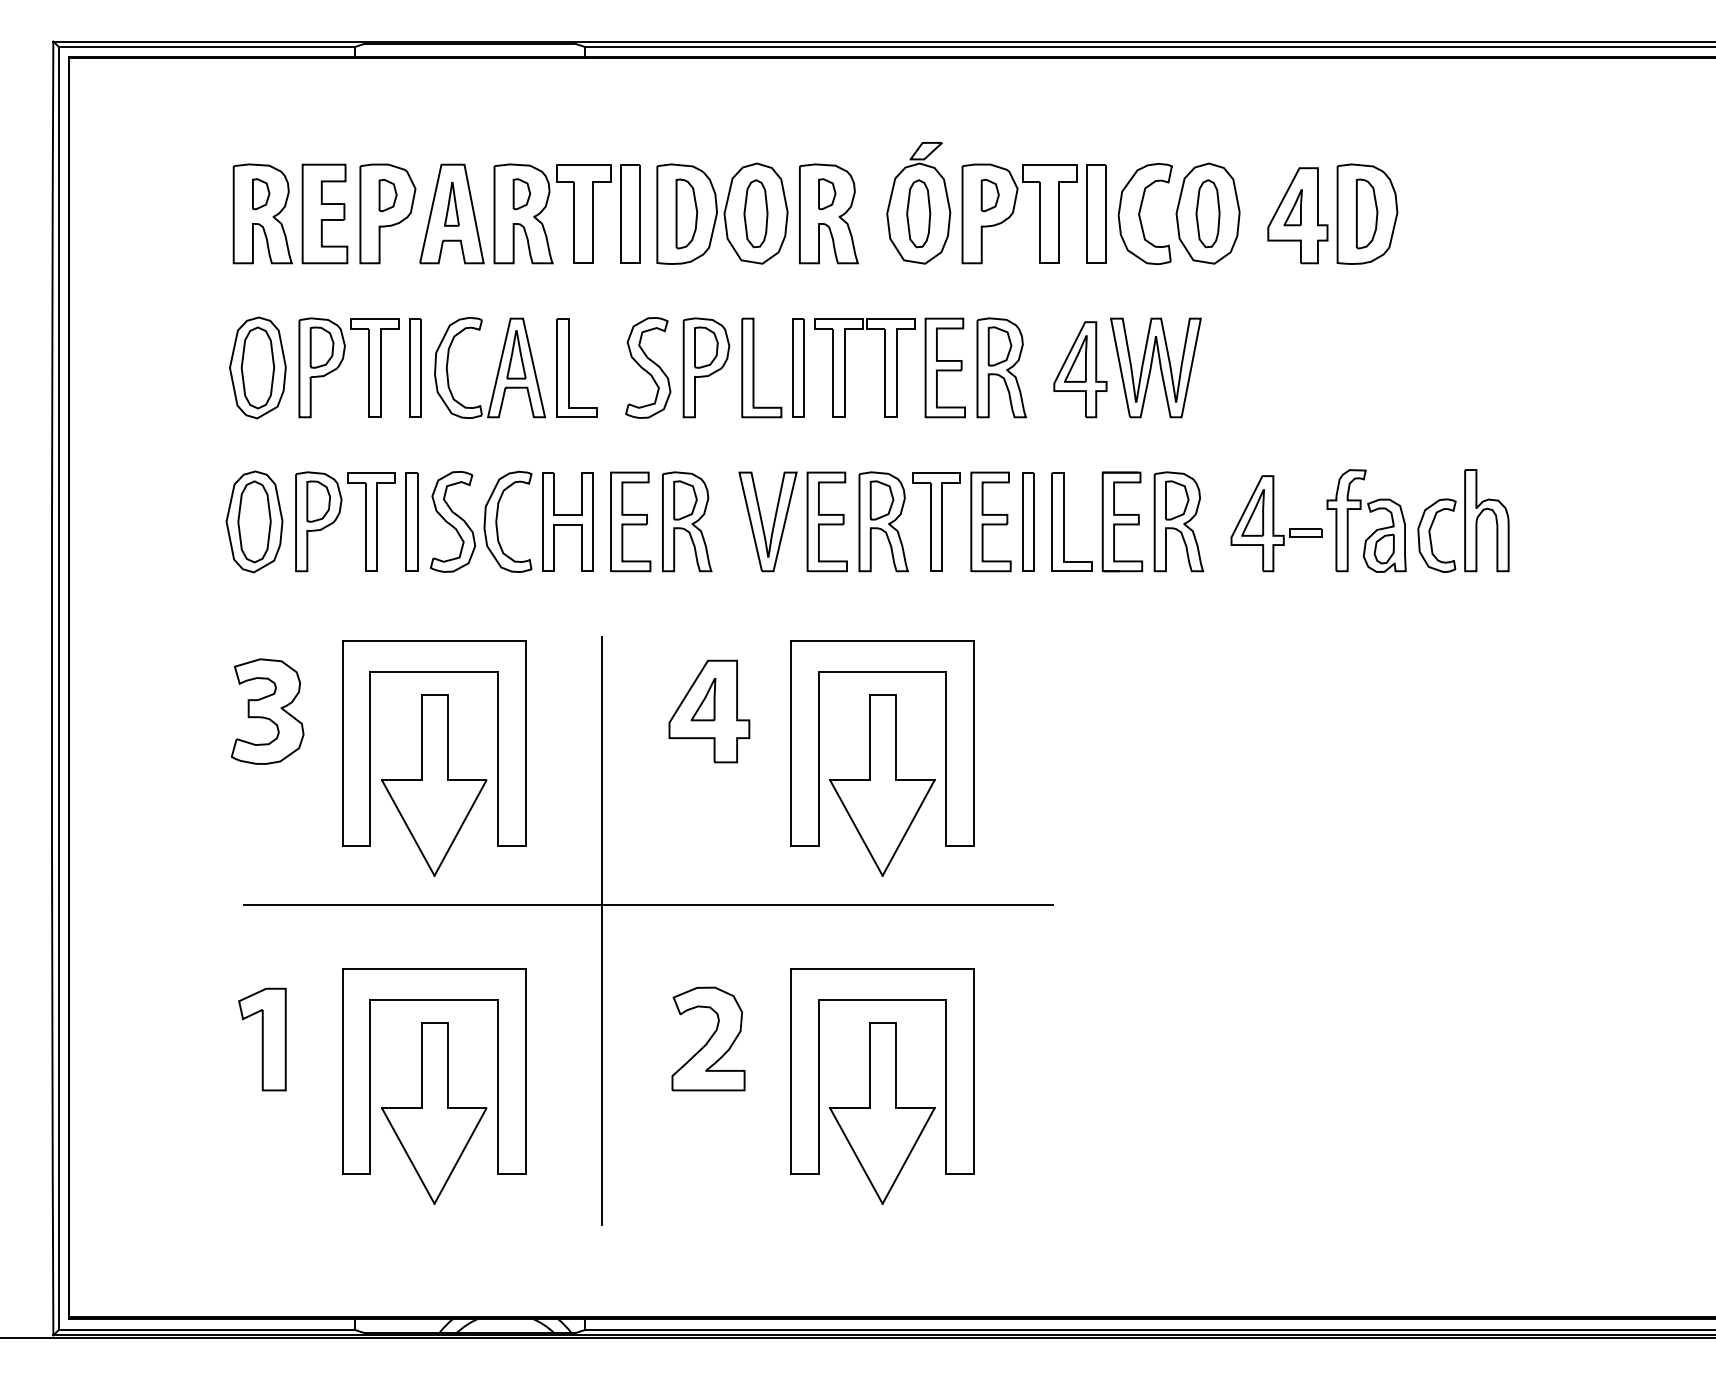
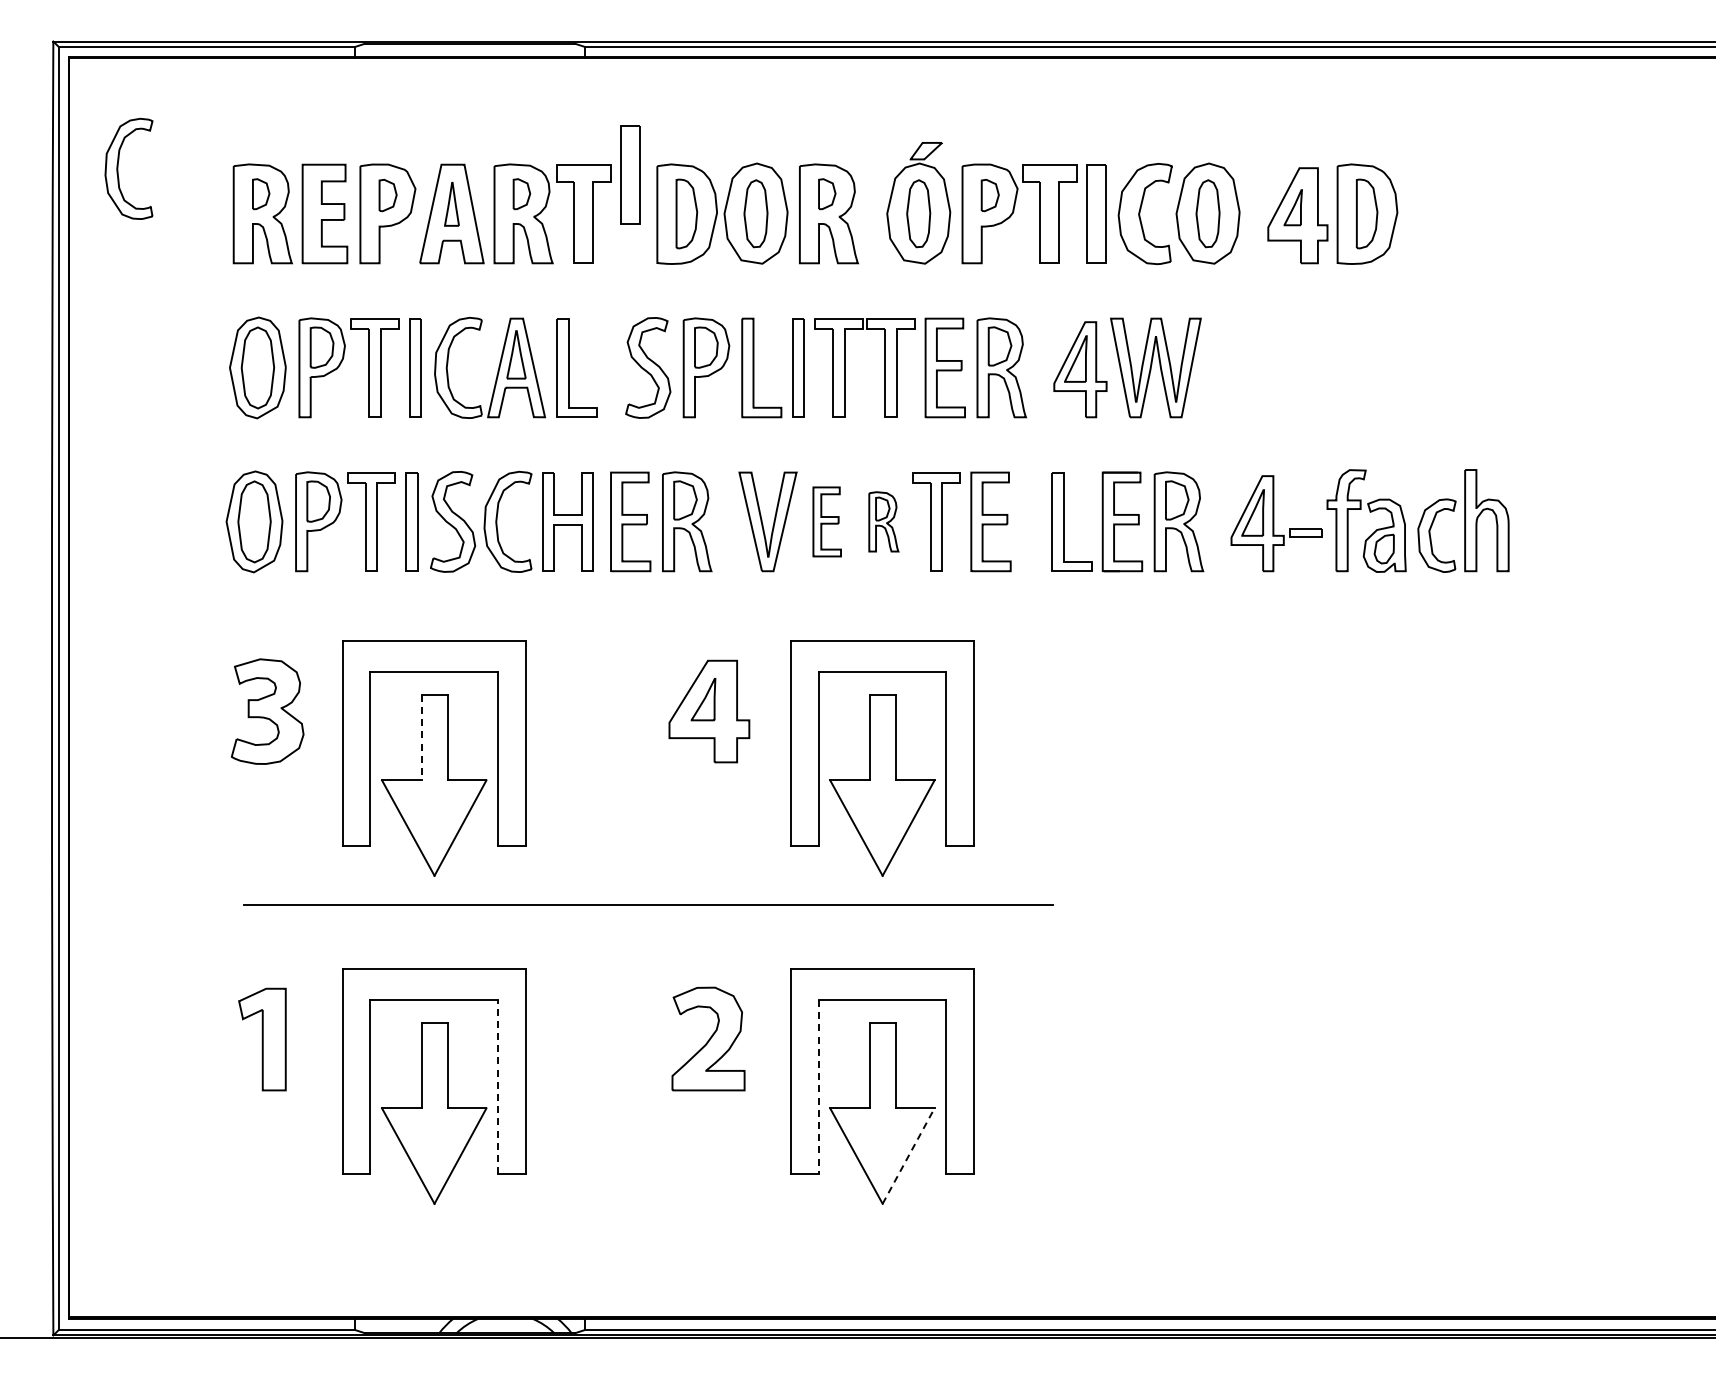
part: none -> present (118, 168)
part position: (630, 213) -> (630, 174) (630, 174)
part size: 42x102 px -> 30x72 px (826, 521)
part size: 52x102 px -> 32x62 px (883, 521)
part: present -> none (1028, 521)
line: solid -> dashed (421, 737)
line: present -> none (601, 930)
line: solid -> dashed (498, 1086)
line: solid -> dashed (818, 1087)
line: solid -> dashed (908, 1155)
